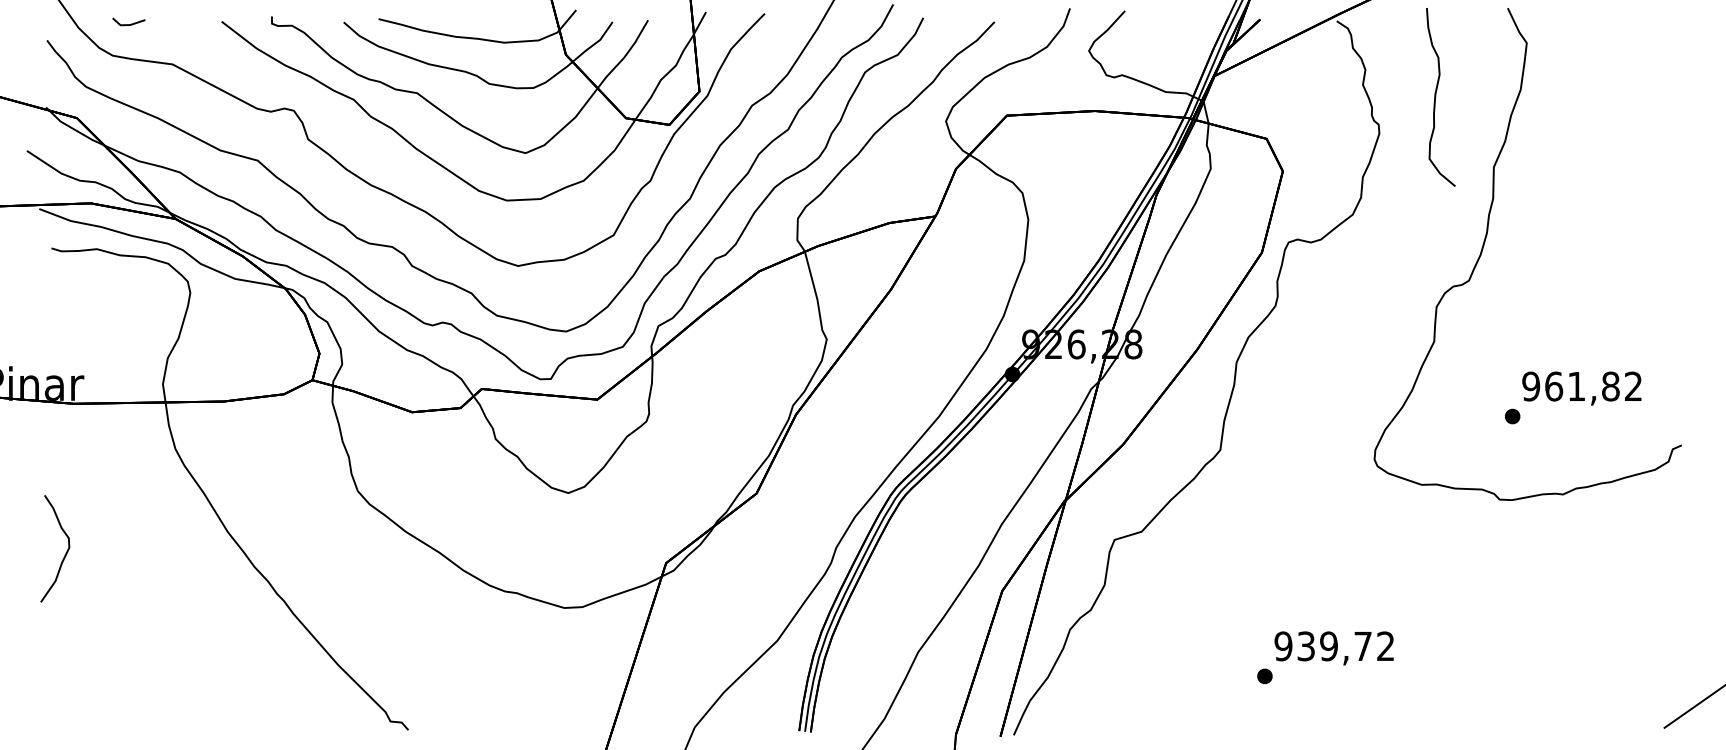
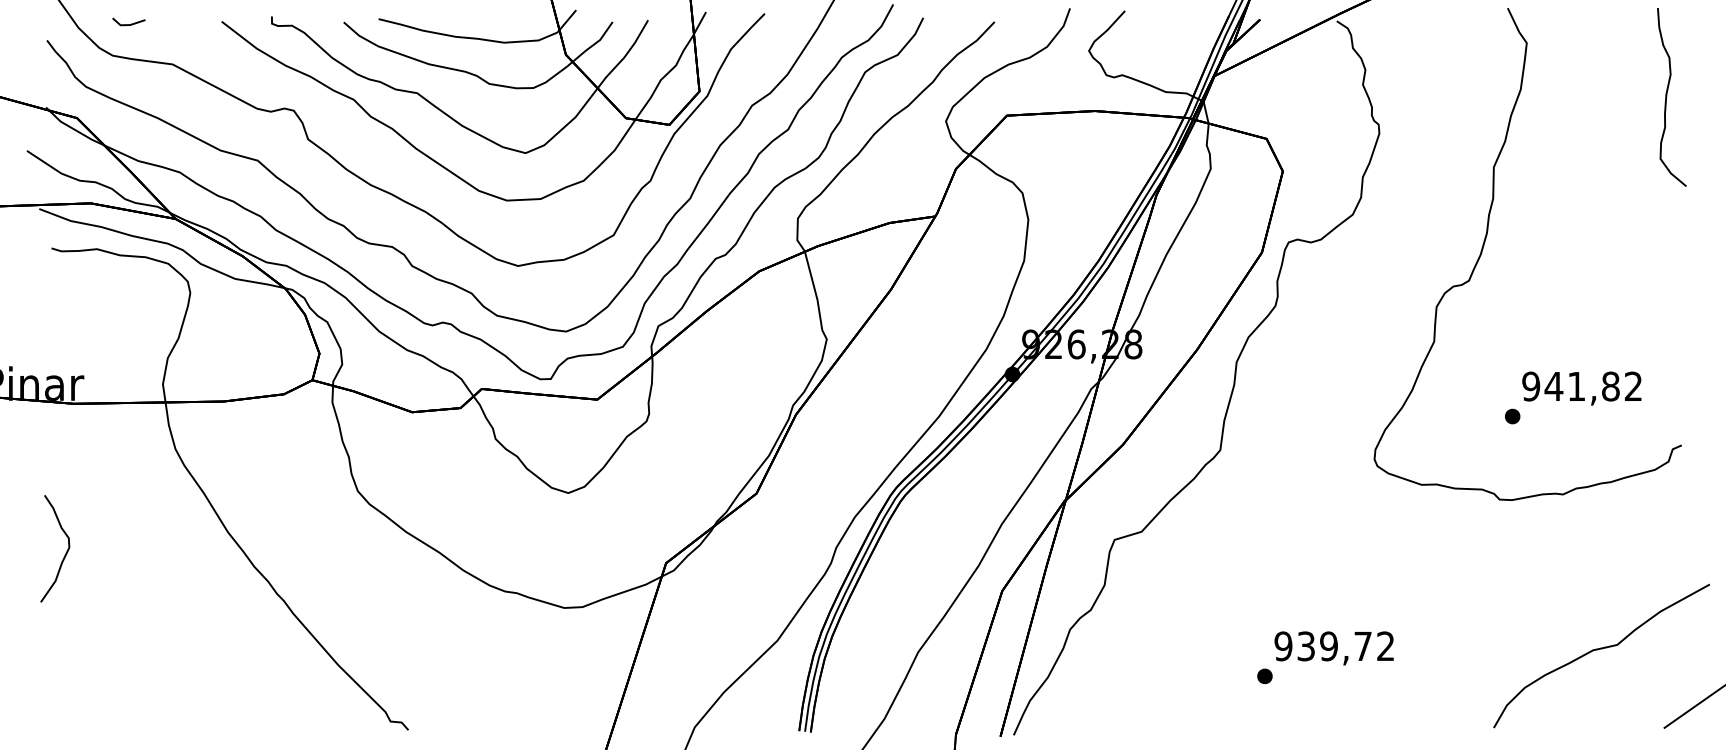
curve position: (1436, 97) -> (1667, 97) (1667, 97)
text: 961,82 -> 941,82 (1553, 386)
curve: none -> present (1598, 650)
